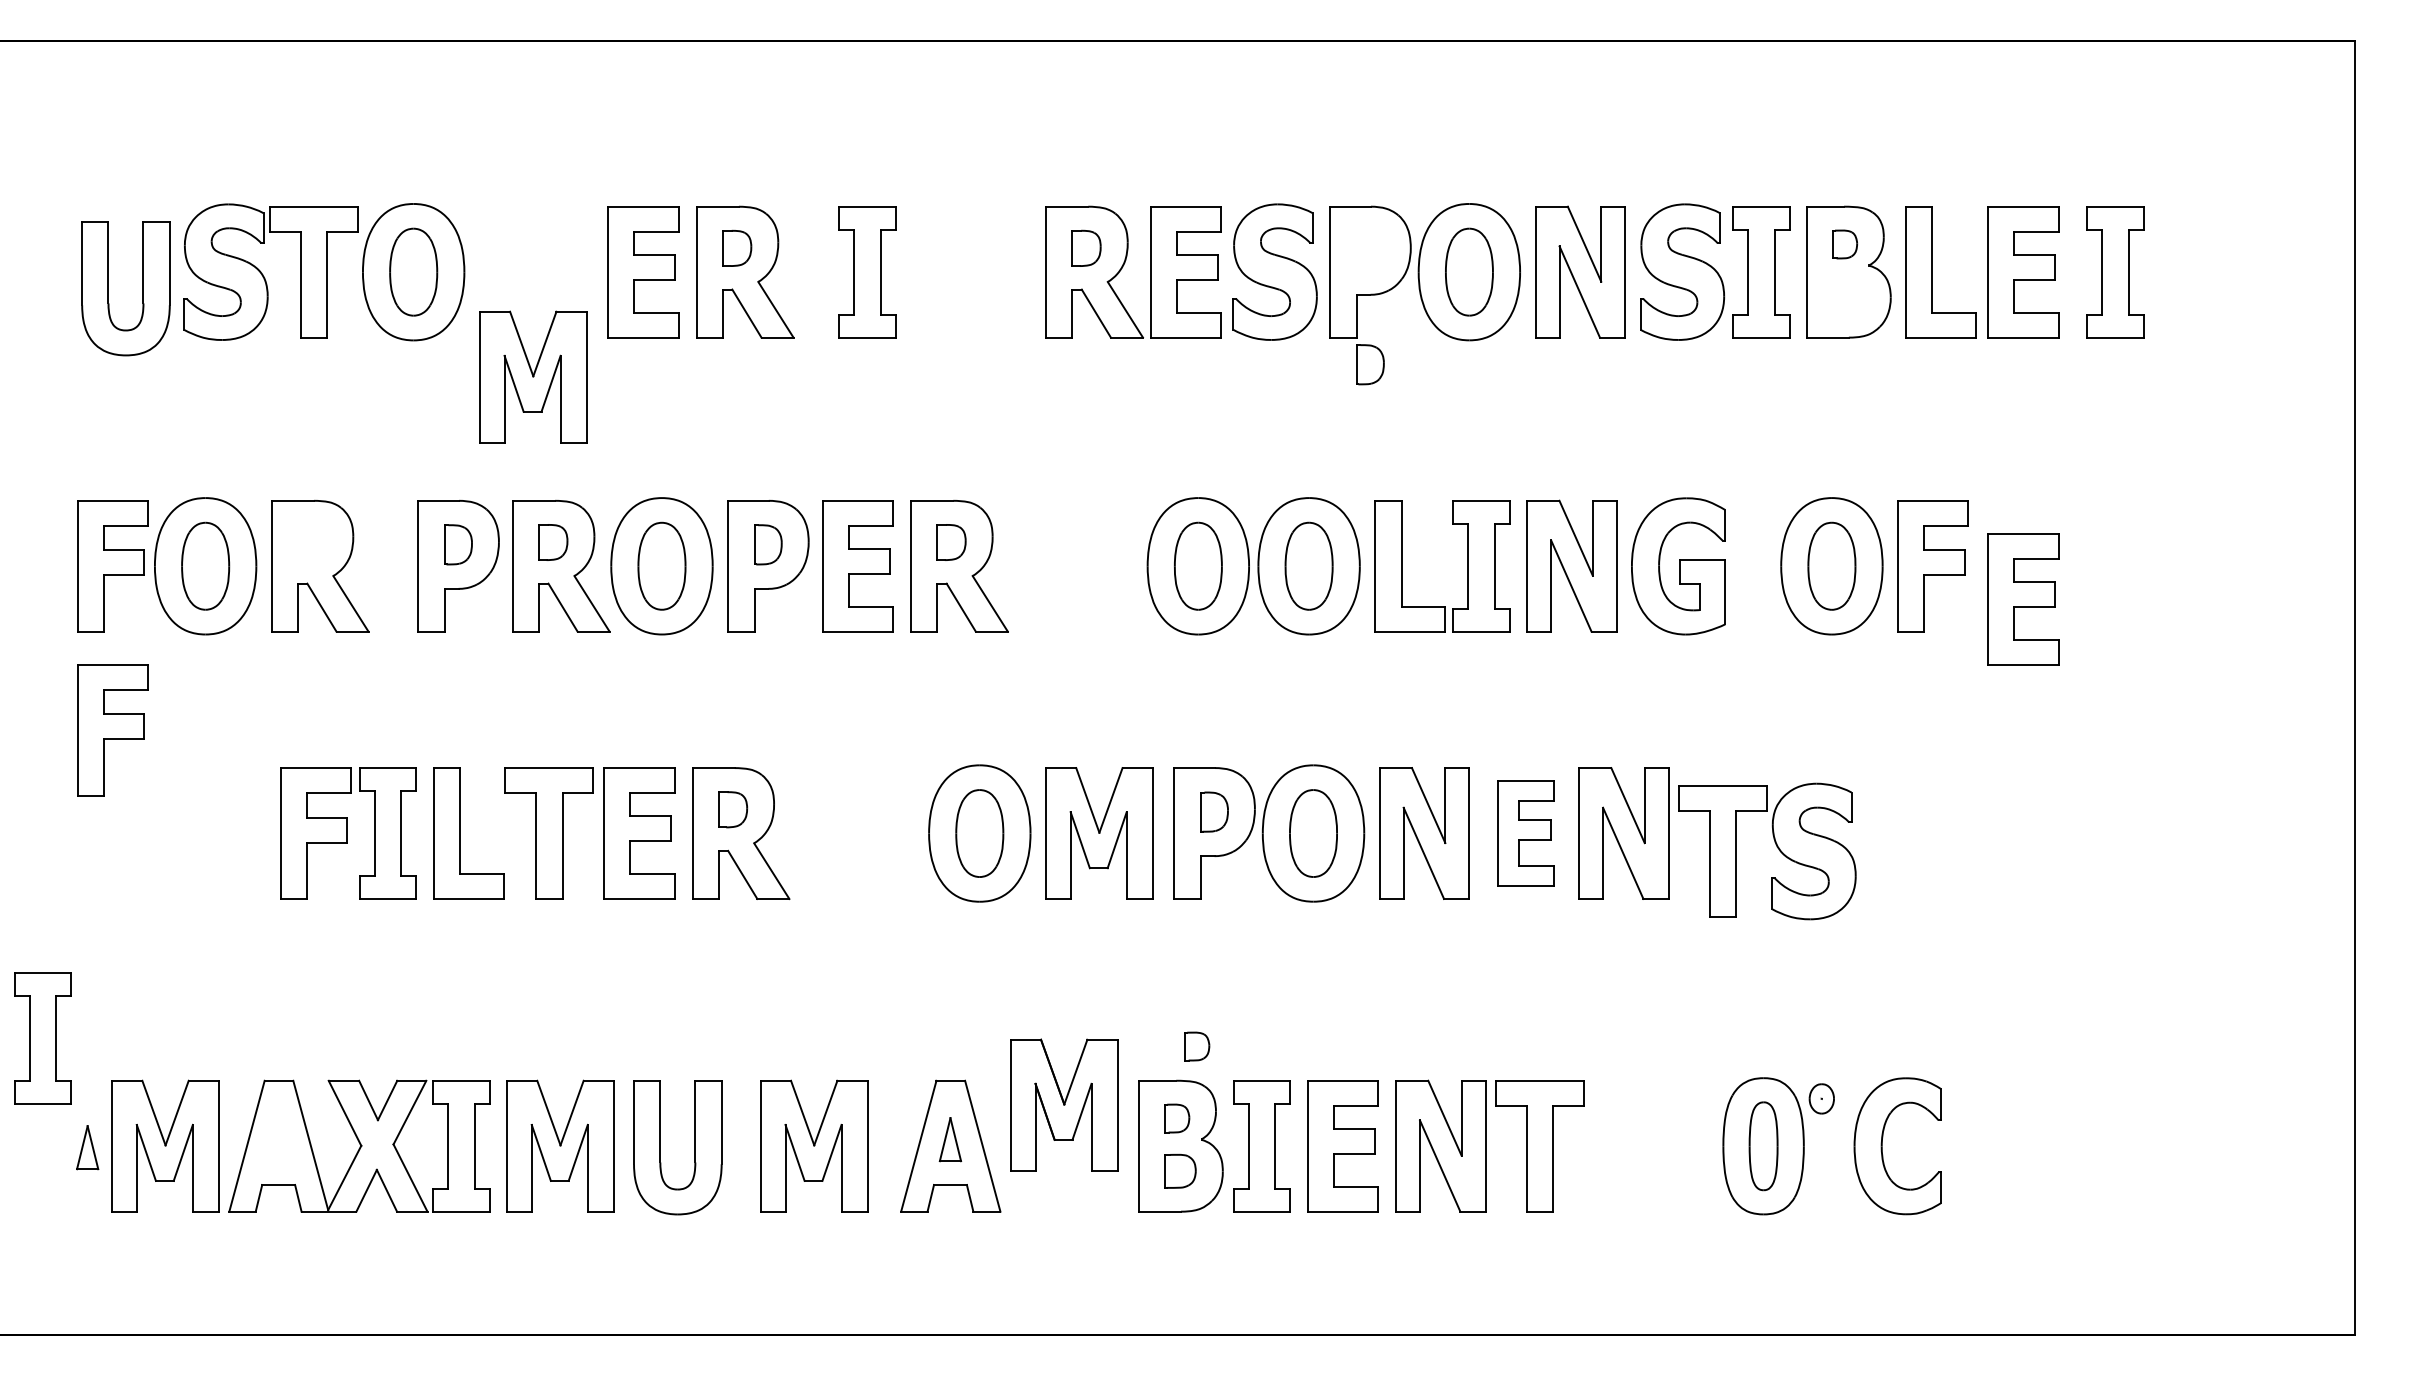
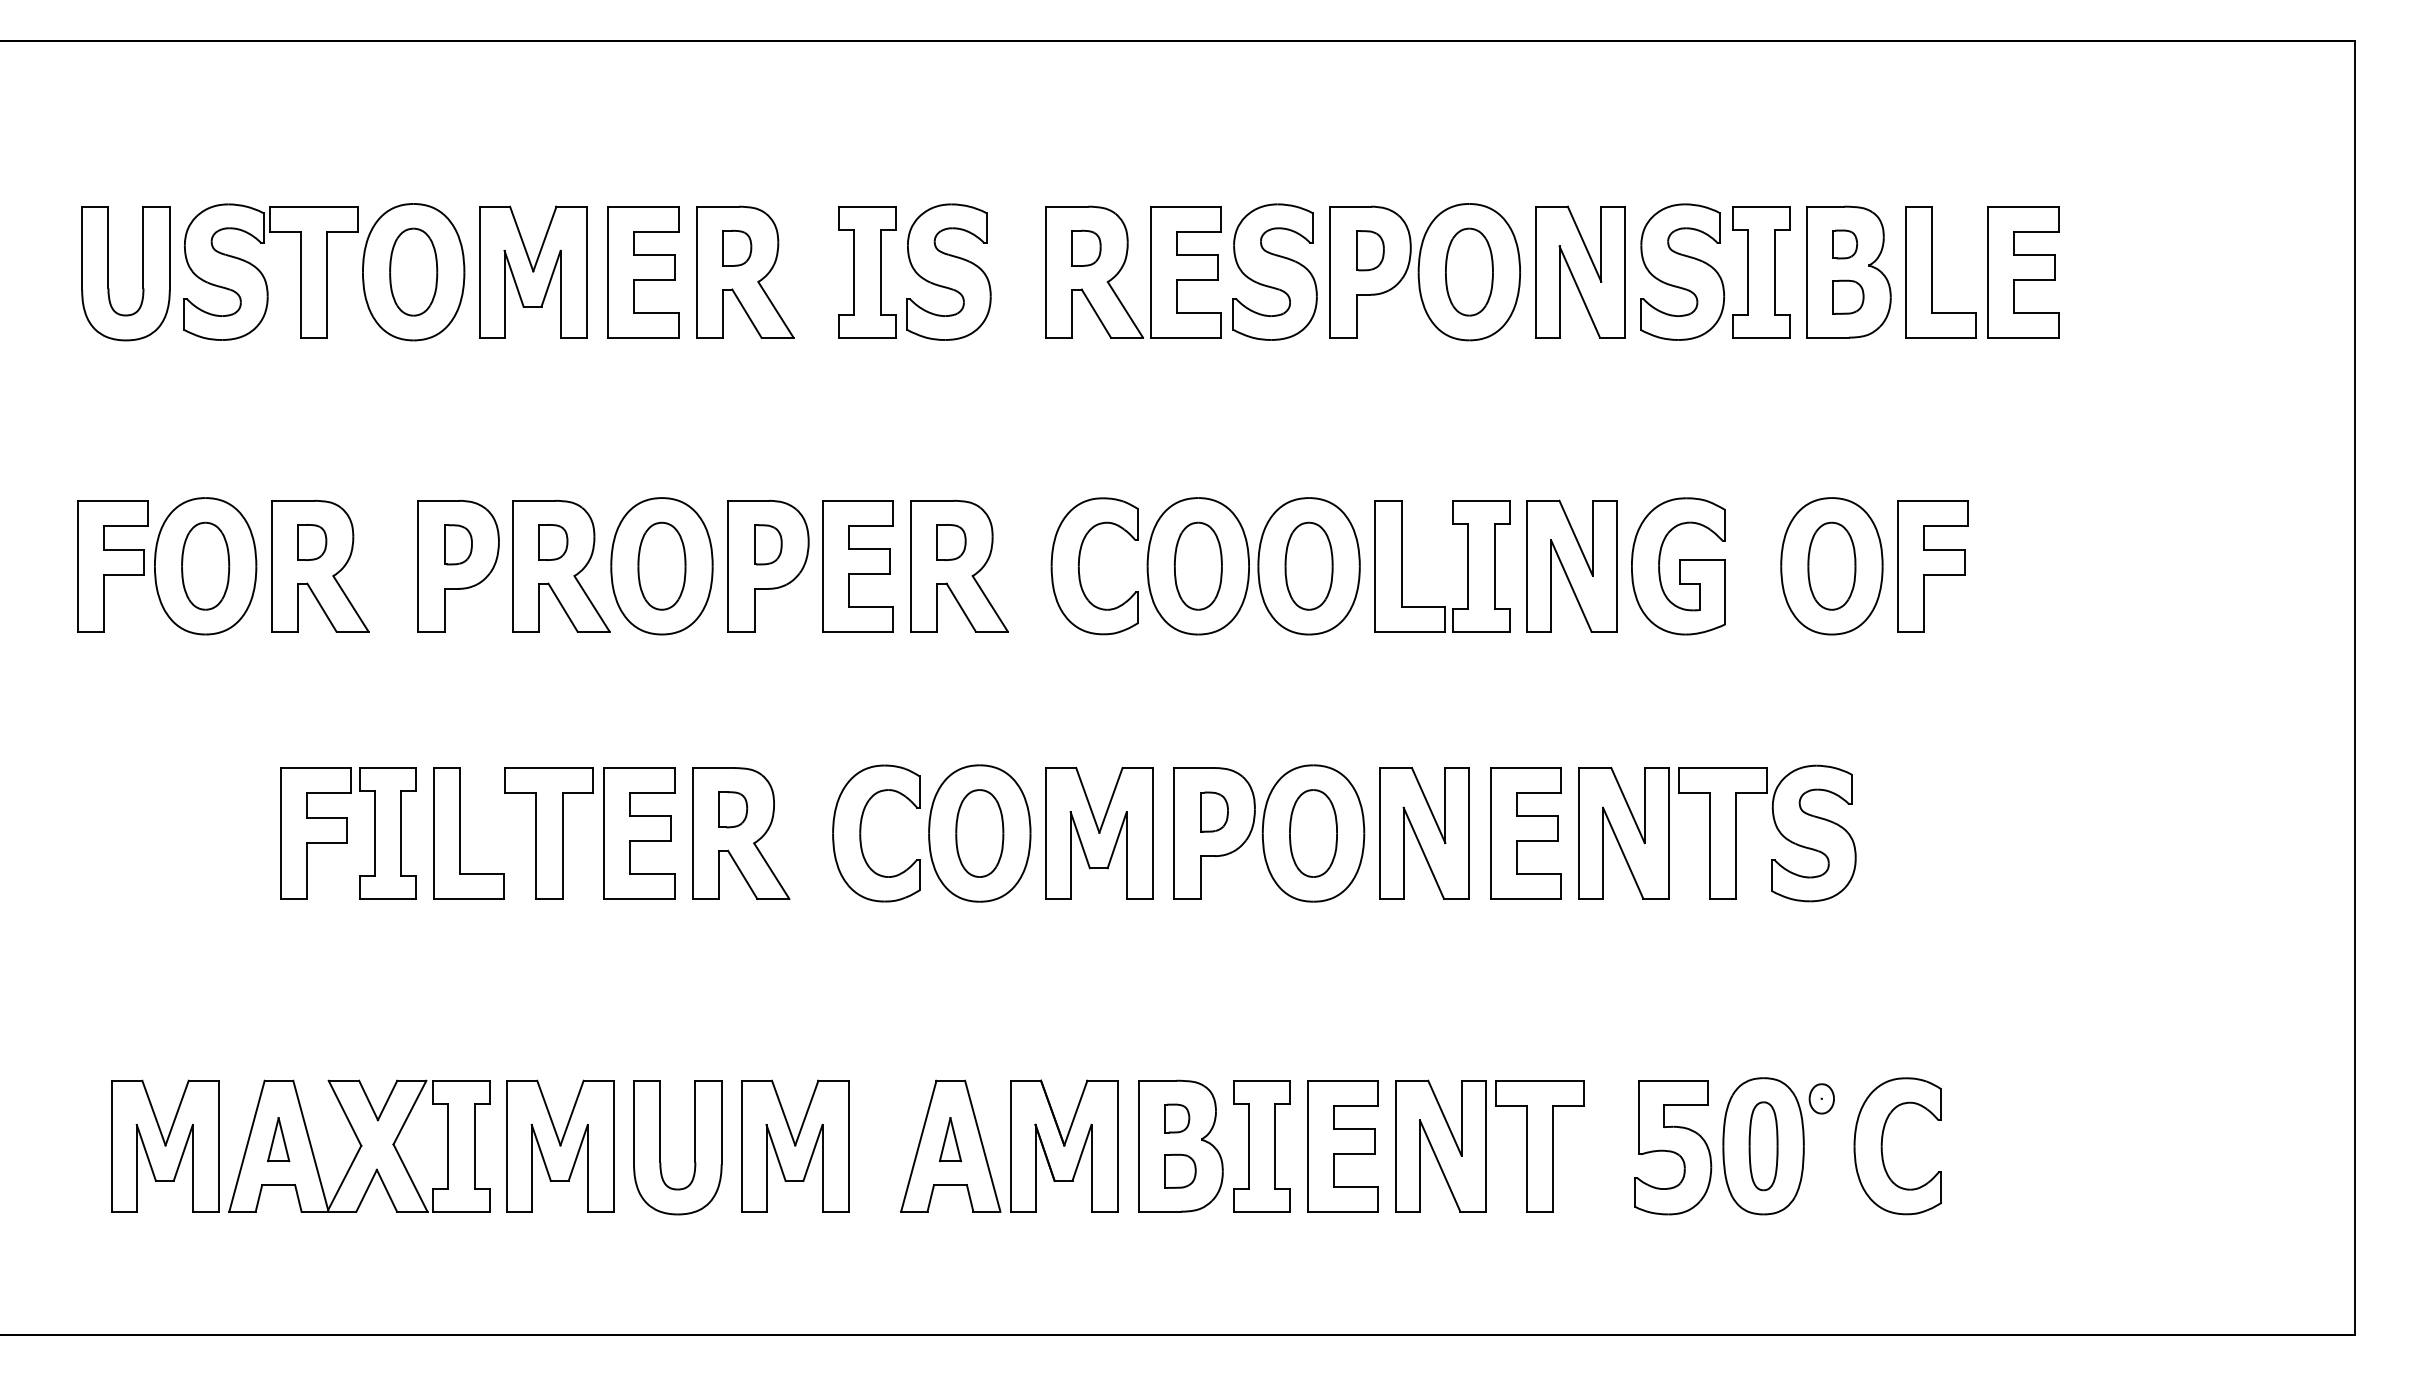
part: none -> present (948, 271)
part: present -> none (2115, 272)
part position: (108, 288) -> (108, 273) (108, 273)
part: none -> present (1848, 296)
part position: (1370, 364) -> (1370, 250) (1370, 250)
part position: (533, 376) -> (533, 271) (533, 271)
part: none -> present (312, 542)
part: none -> present (1079, 566)
part: present -> none (2023, 599)
part: present -> none (112, 730)
part: none -> present (861, 833)
part size: 58x107 px -> 72x133 px (1525, 833)
part position: (1776, 846) -> (1776, 828) (1776, 828)
part: present -> none (42, 1038)
part: present -> none (1197, 1046)
part position: (1064, 1104) -> (1064, 1145) (1064, 1145)
part position: (814, 1145) -> (795, 1145) (795, 1145)
part position: (87, 1147) -> (278, 1139) (278, 1139)
part: none -> present (1673, 1147)
